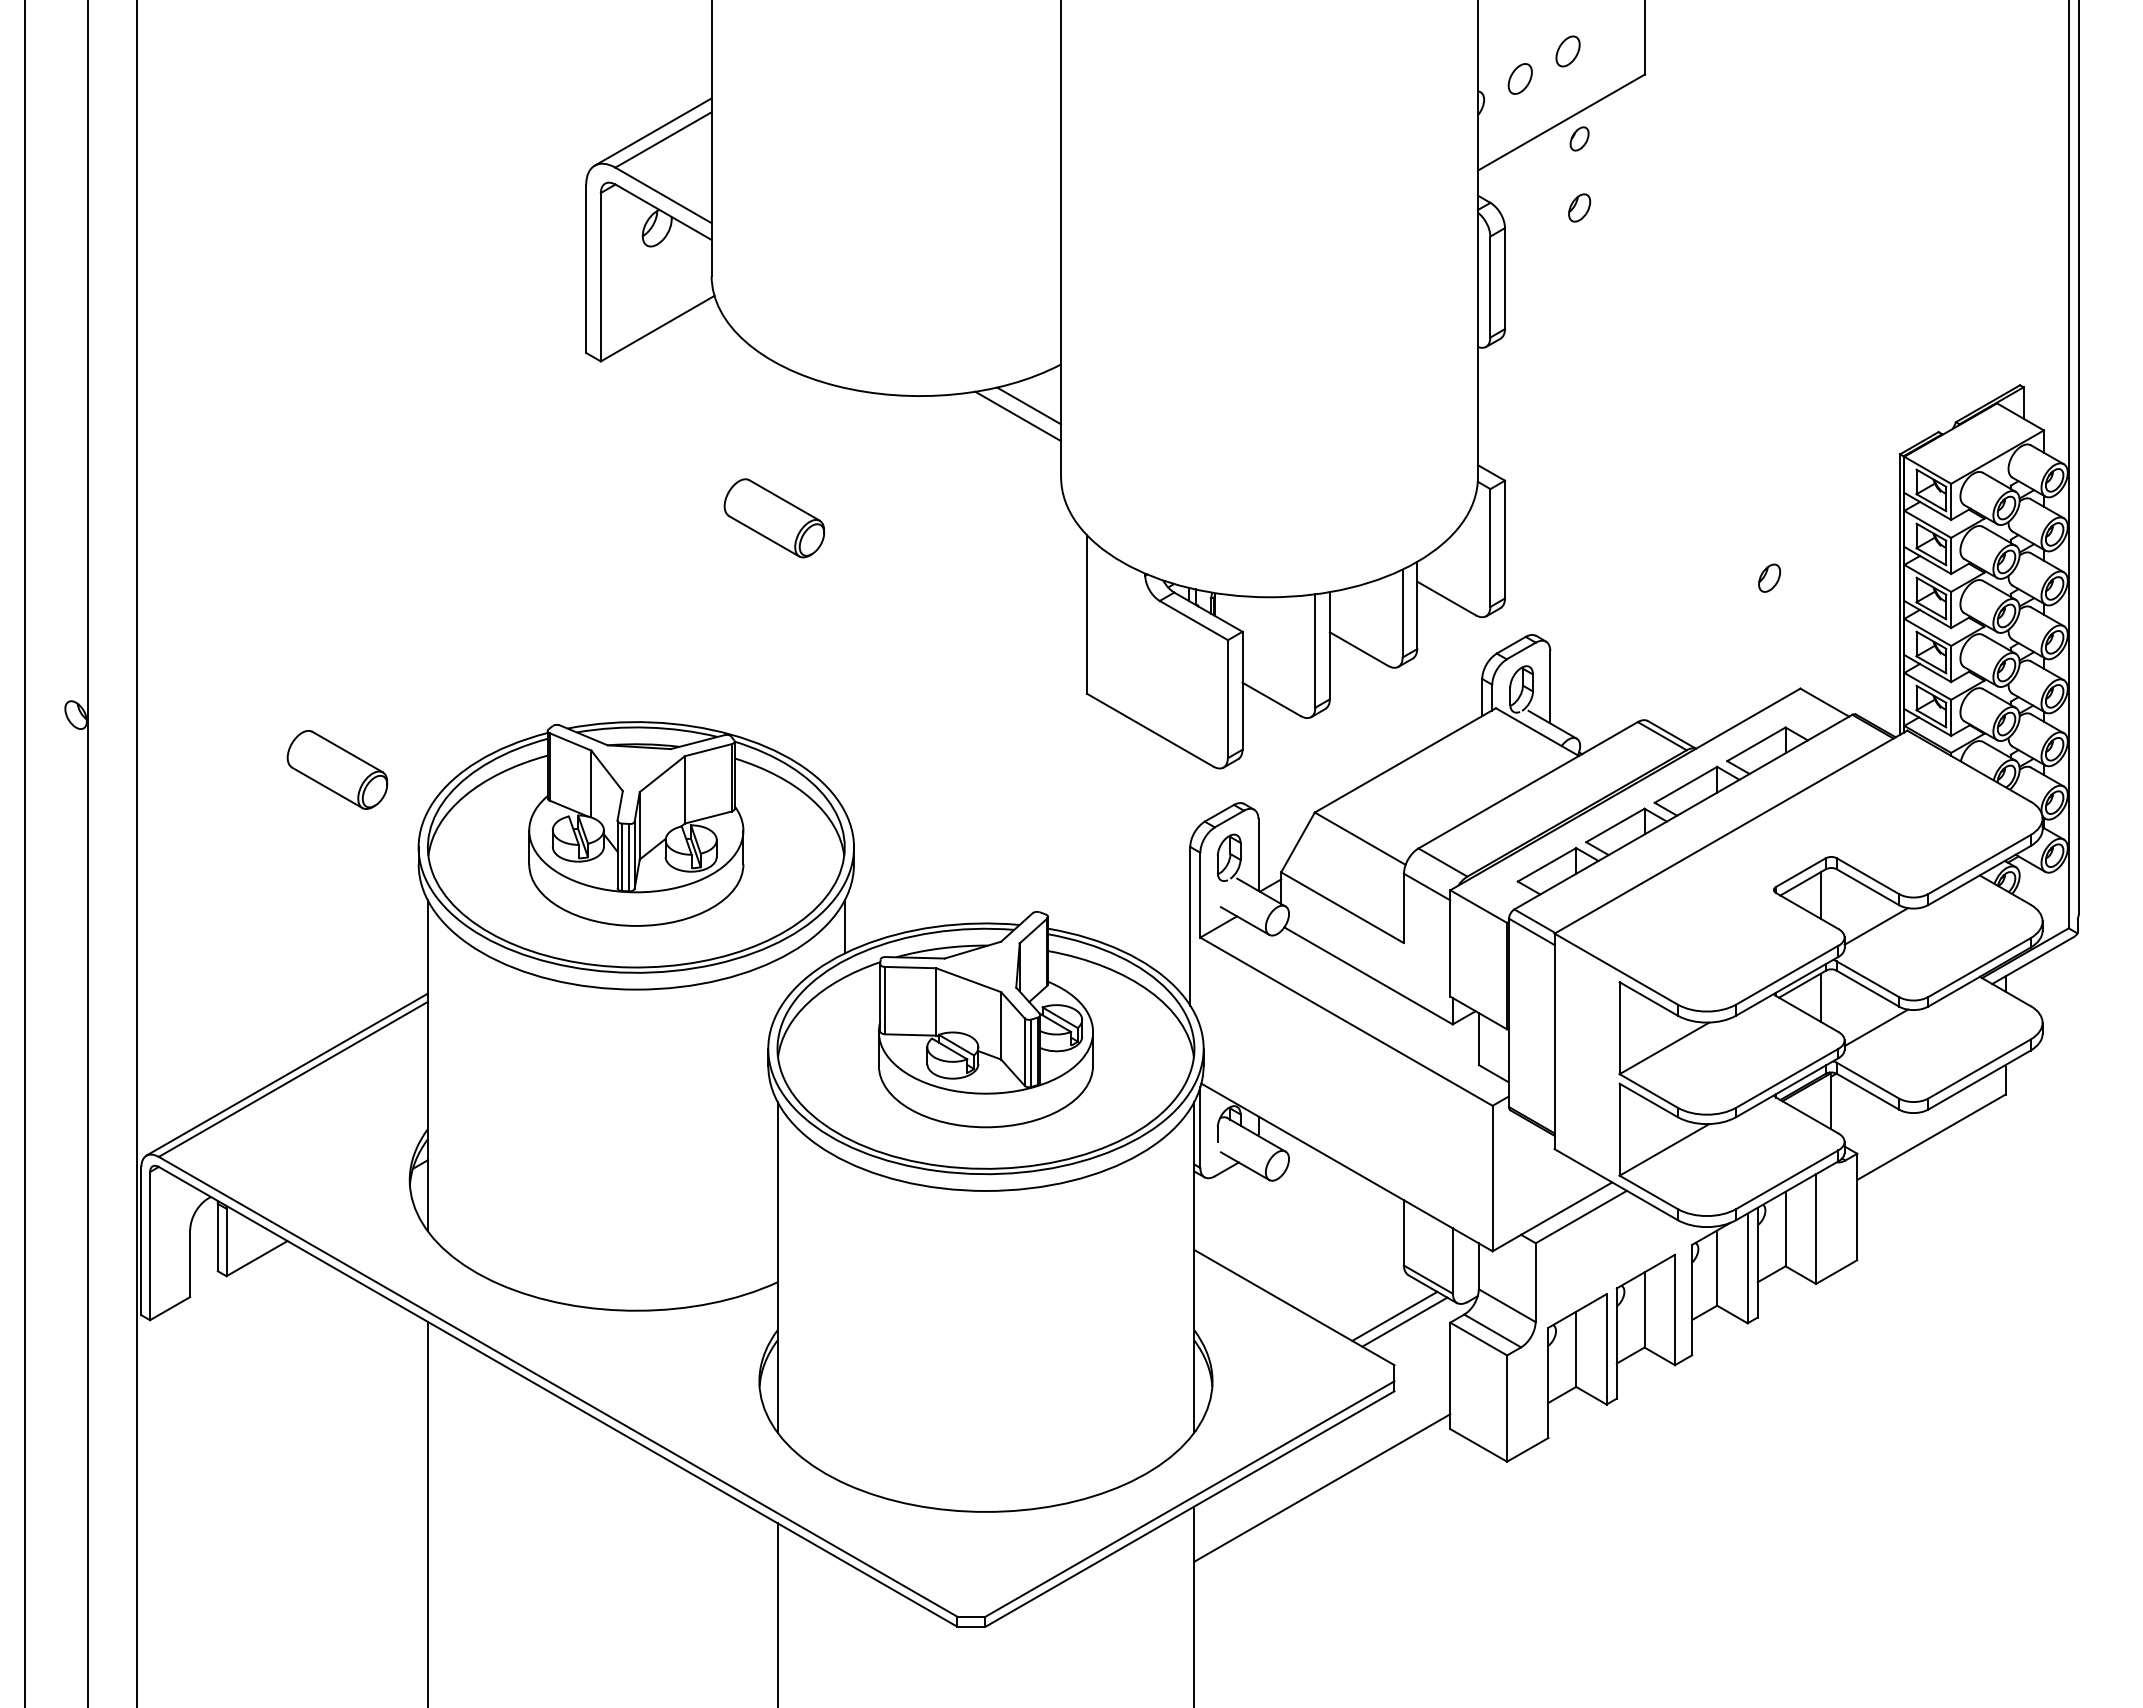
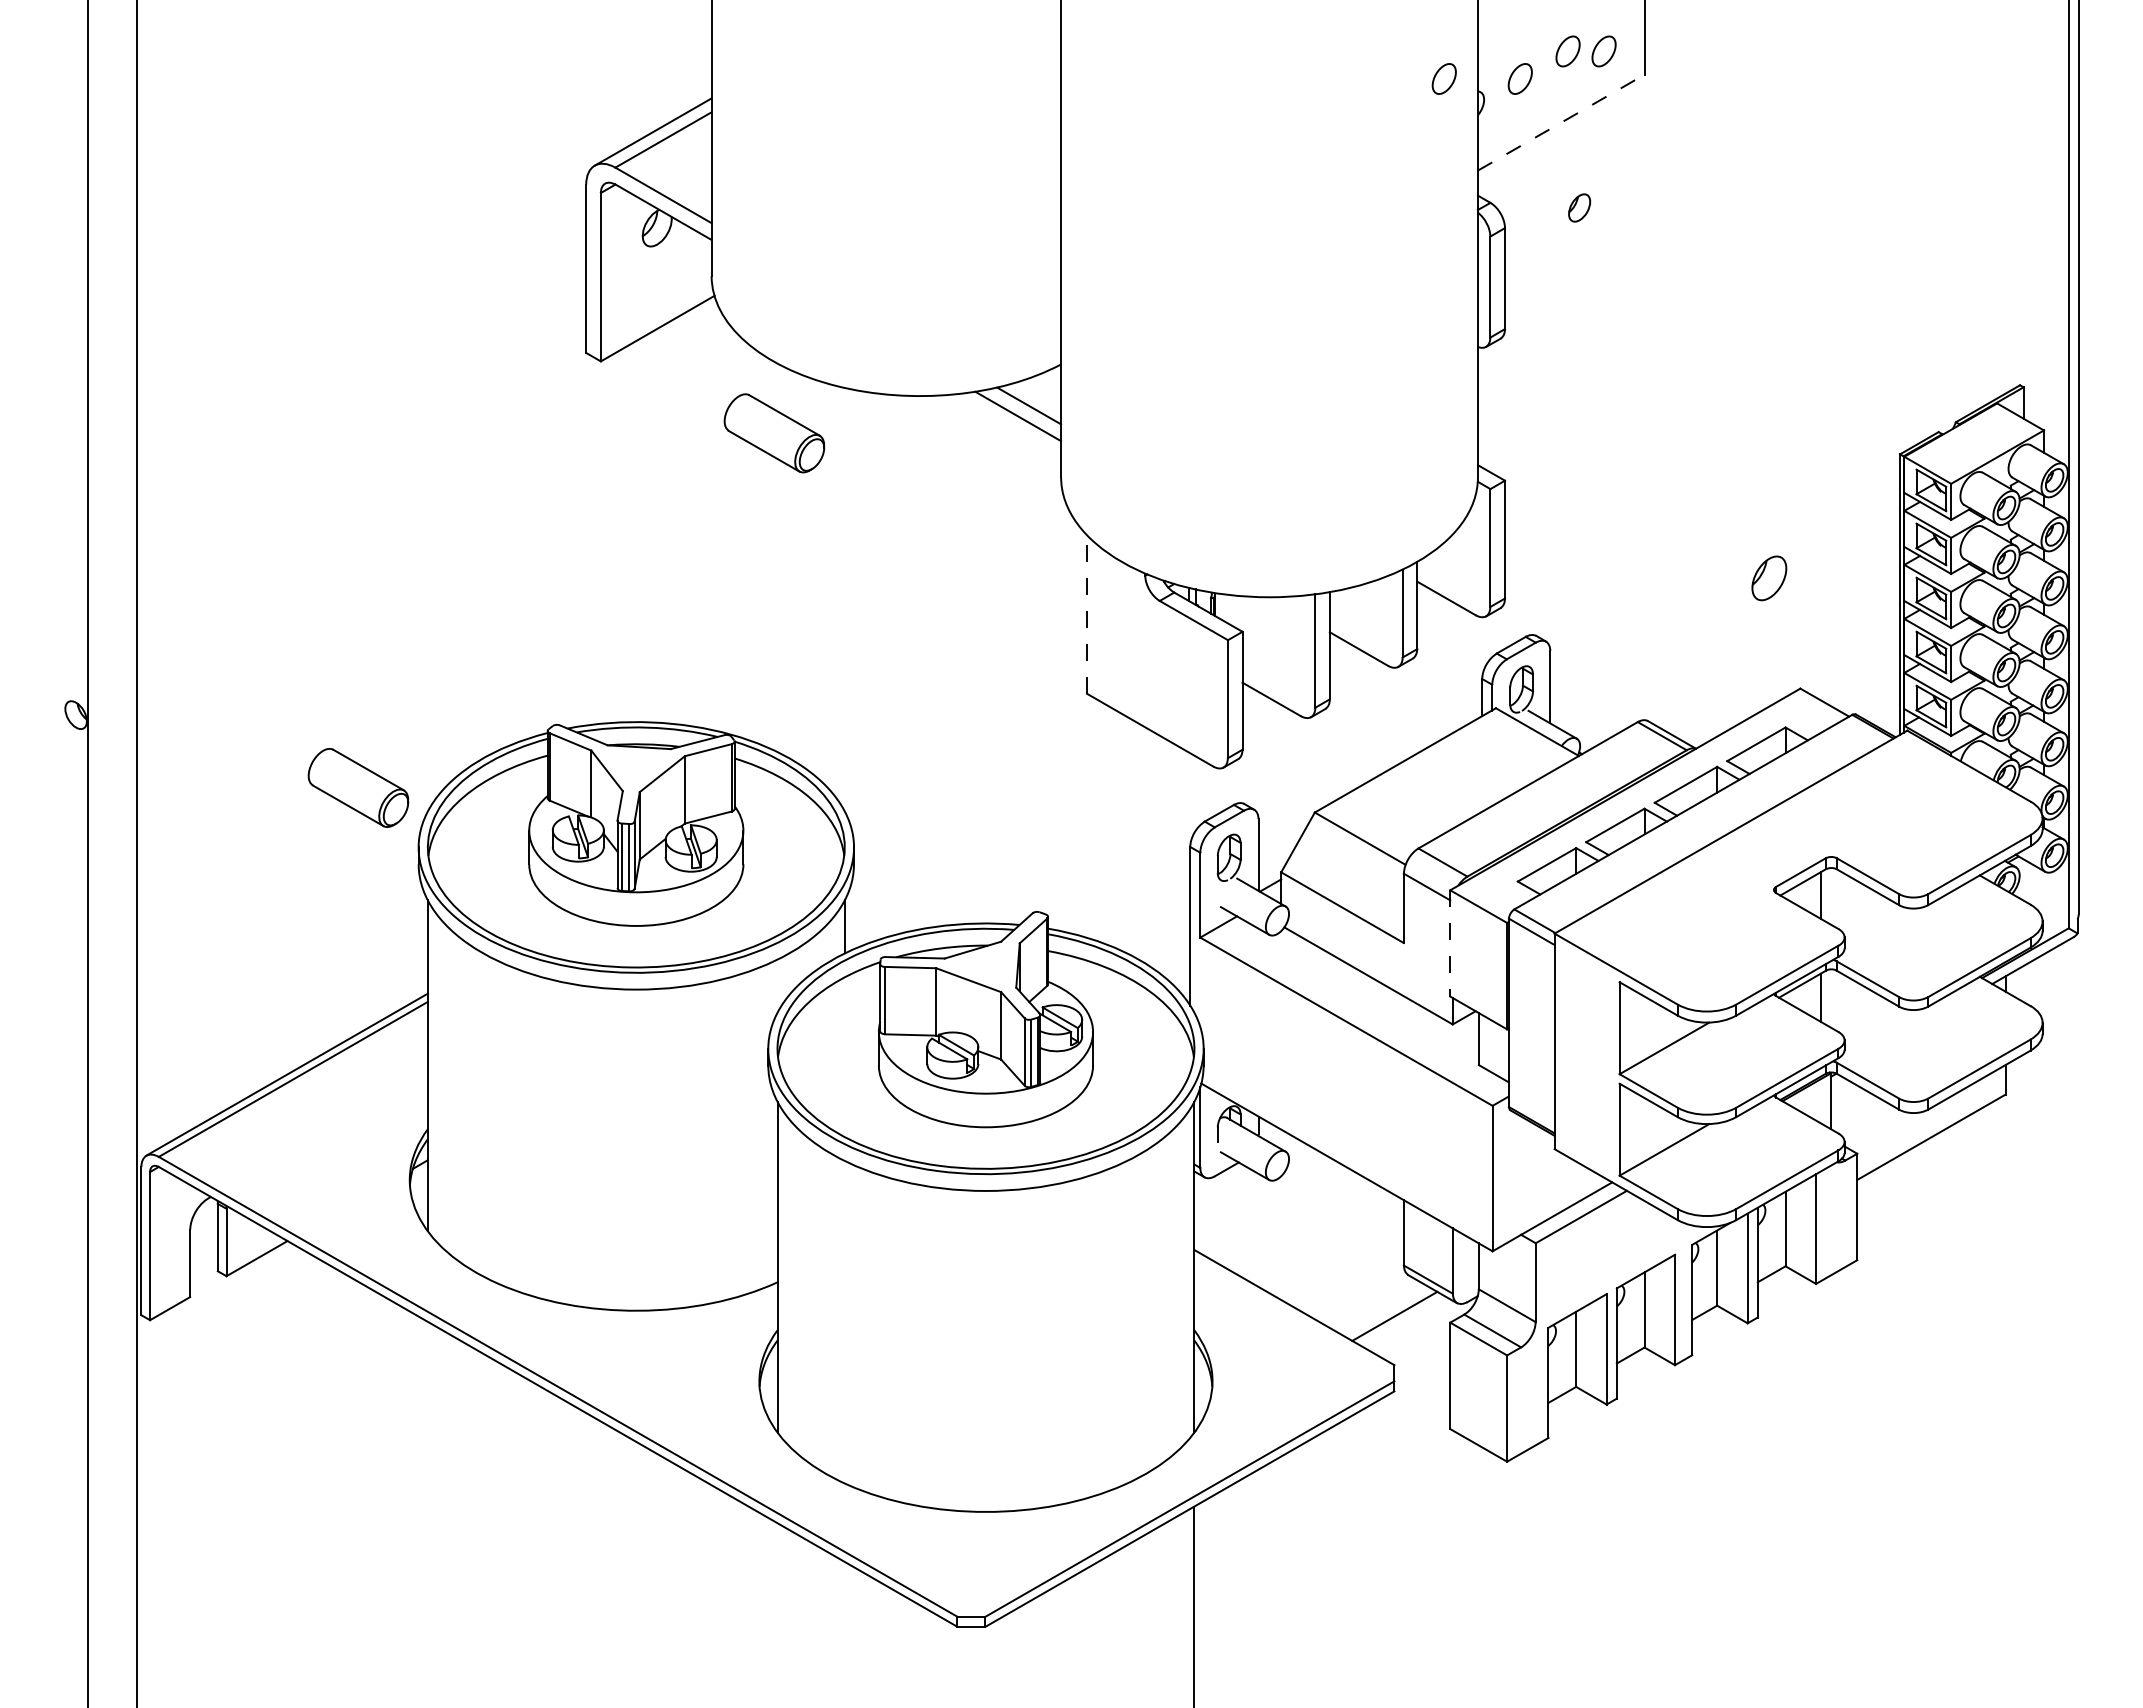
part: none -> present (1603, 51)
part: none -> present (1443, 78)
line: solid -> dashed (1561, 122)
part: present -> none (1579, 138)
part position: (774, 518) -> (774, 433) (774, 433)
part size: 24x30 px -> 37x47 px (1769, 578)
line: solid -> dashed (1086, 614)
part position: (337, 769) -> (358, 787) (358, 787)
line: present -> none (24, 853)
line: present -> none (1876, 926)
line: solid -> dashed (1450, 943)
line: present -> none (1876, 1027)
line: present -> none (1404, 1321)
line: present -> none (1322, 1487)
line: present -> none (427, 1512)
line: present -> none (777, 1613)
